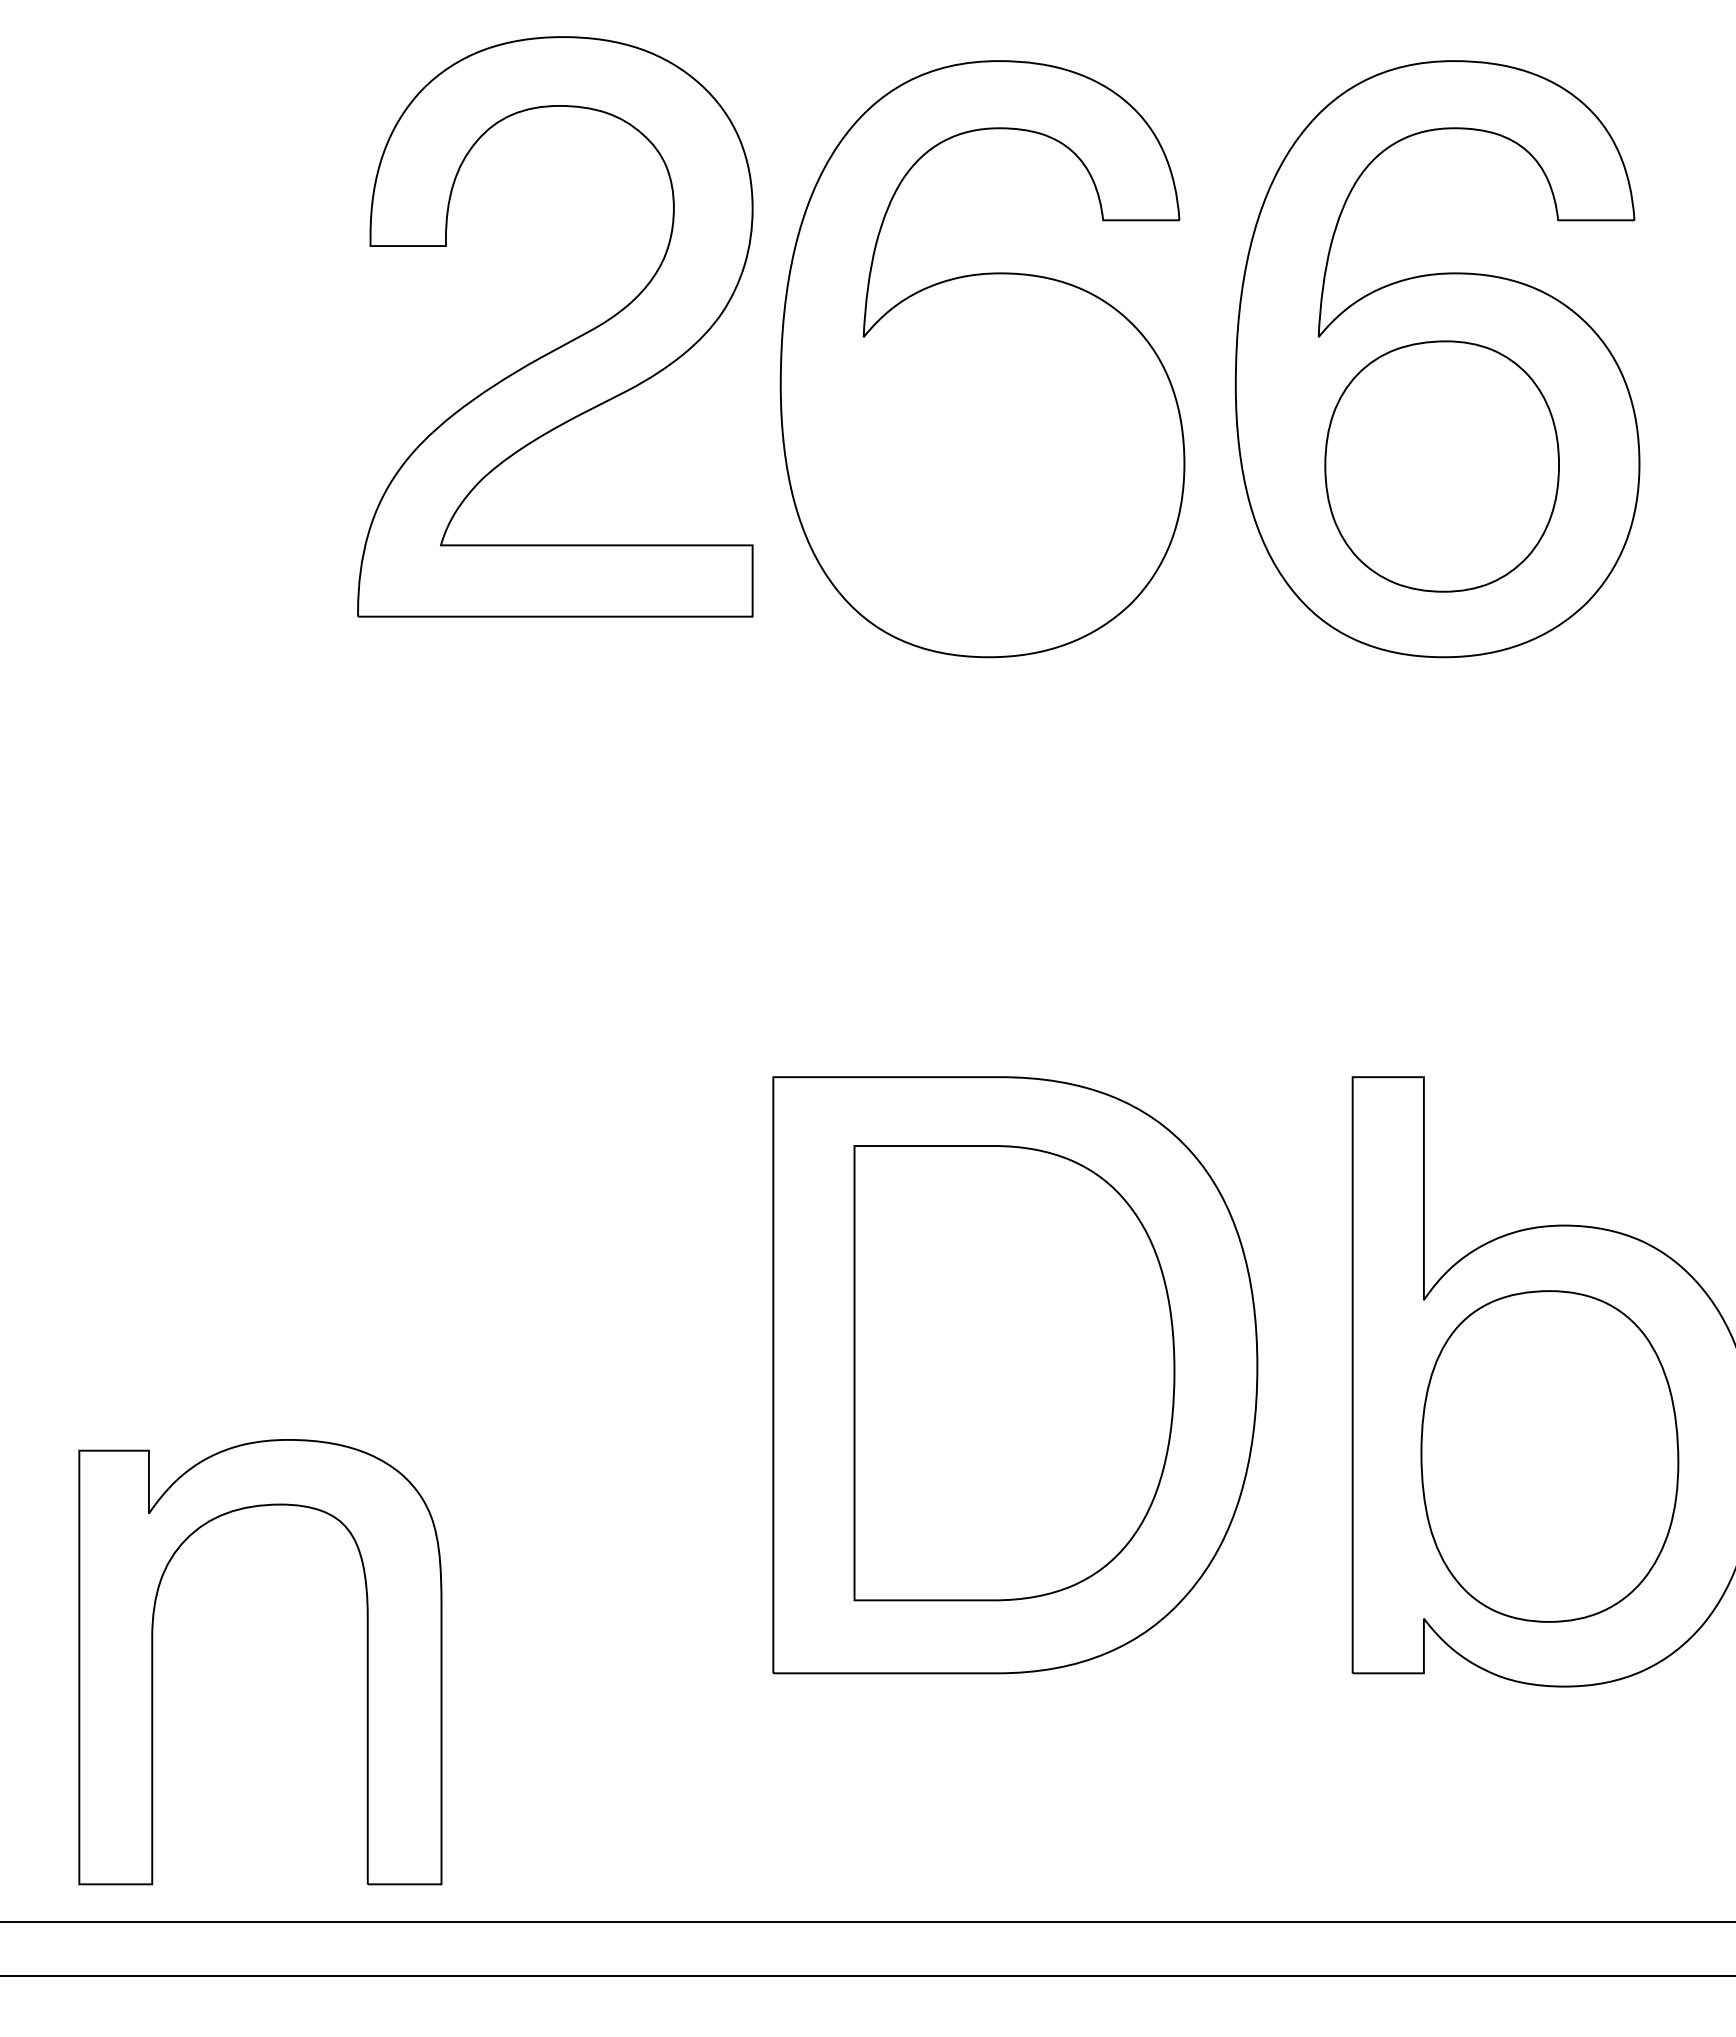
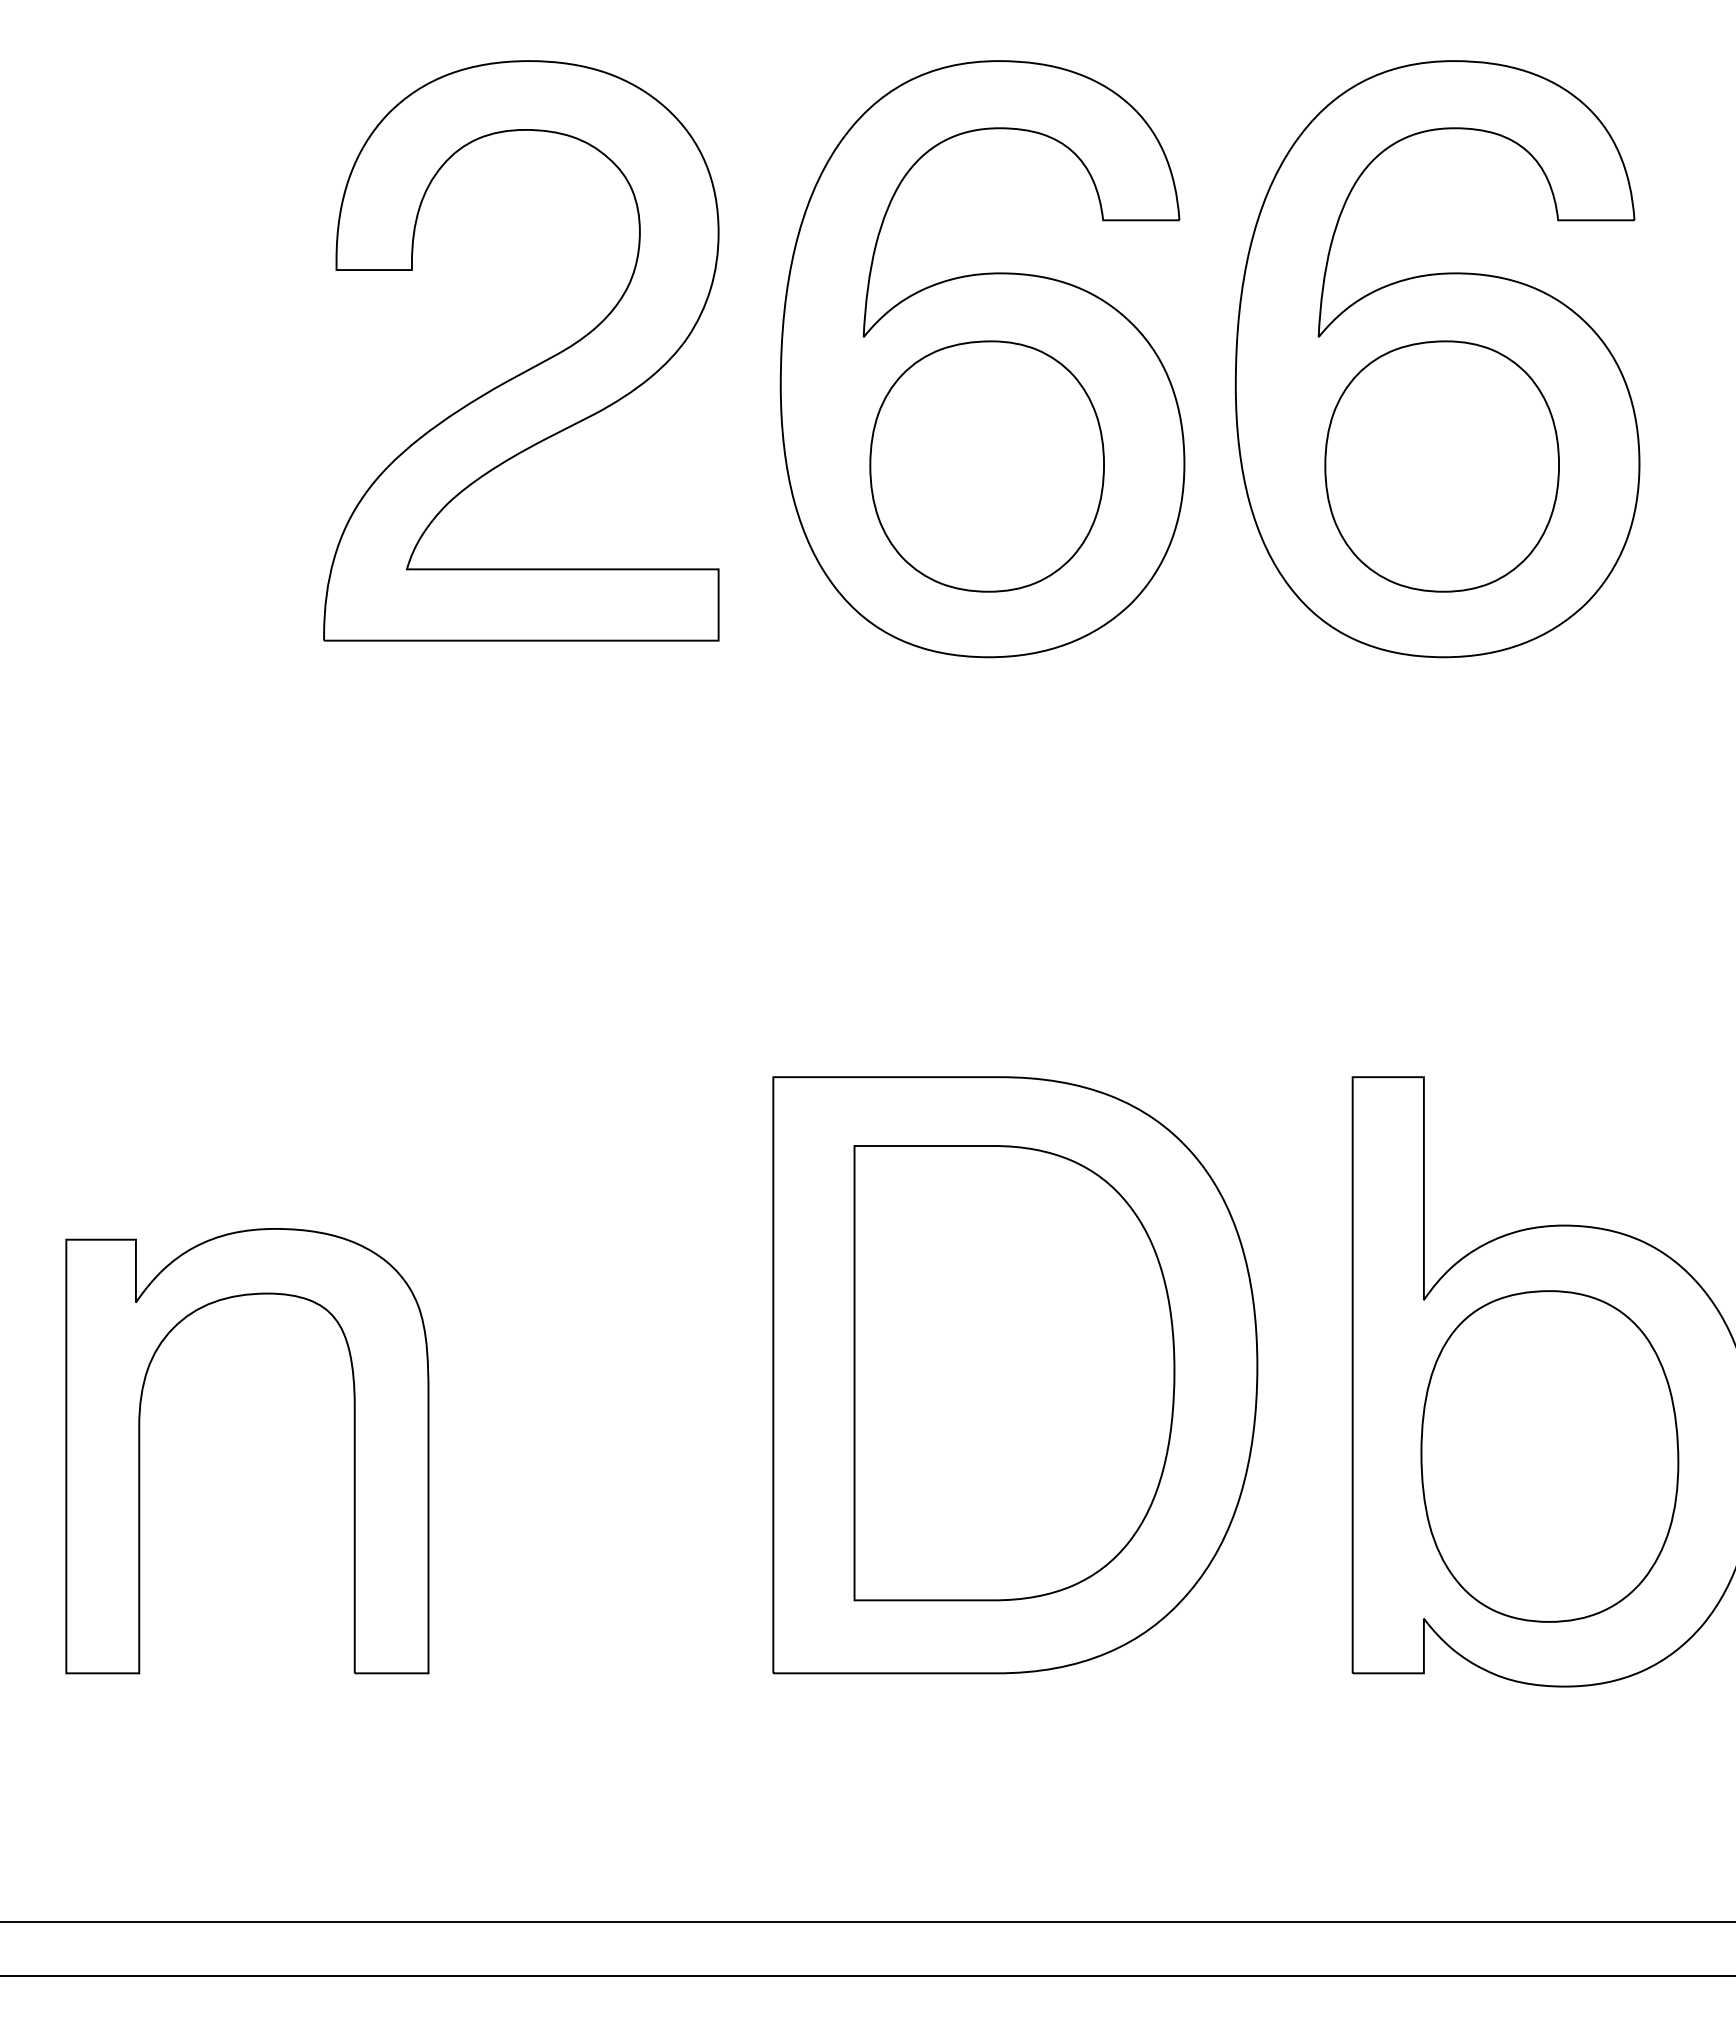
part position: (564, 343) -> (530, 367) (530, 367)
part: none -> present (986, 466)
part position: (366, 1662) -> (353, 1451) (353, 1451)
